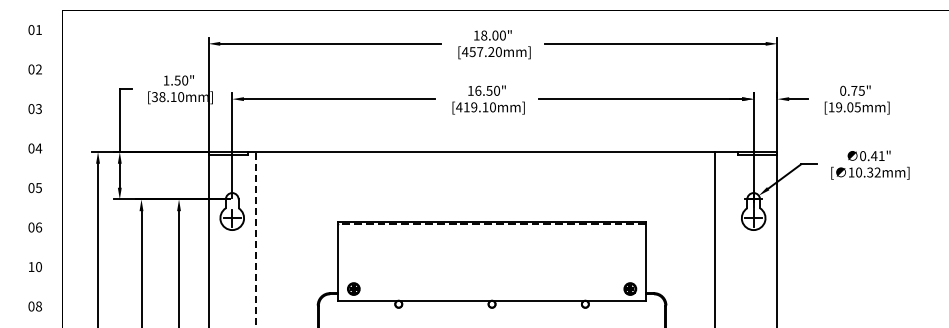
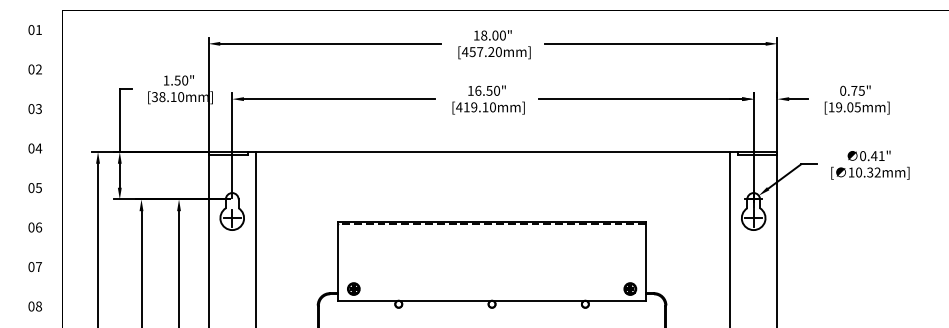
line position: (714, 238) -> (729, 238) (729, 238)
line: dashed -> solid (255, 239)
text: 10 -> 07 (34, 267)
